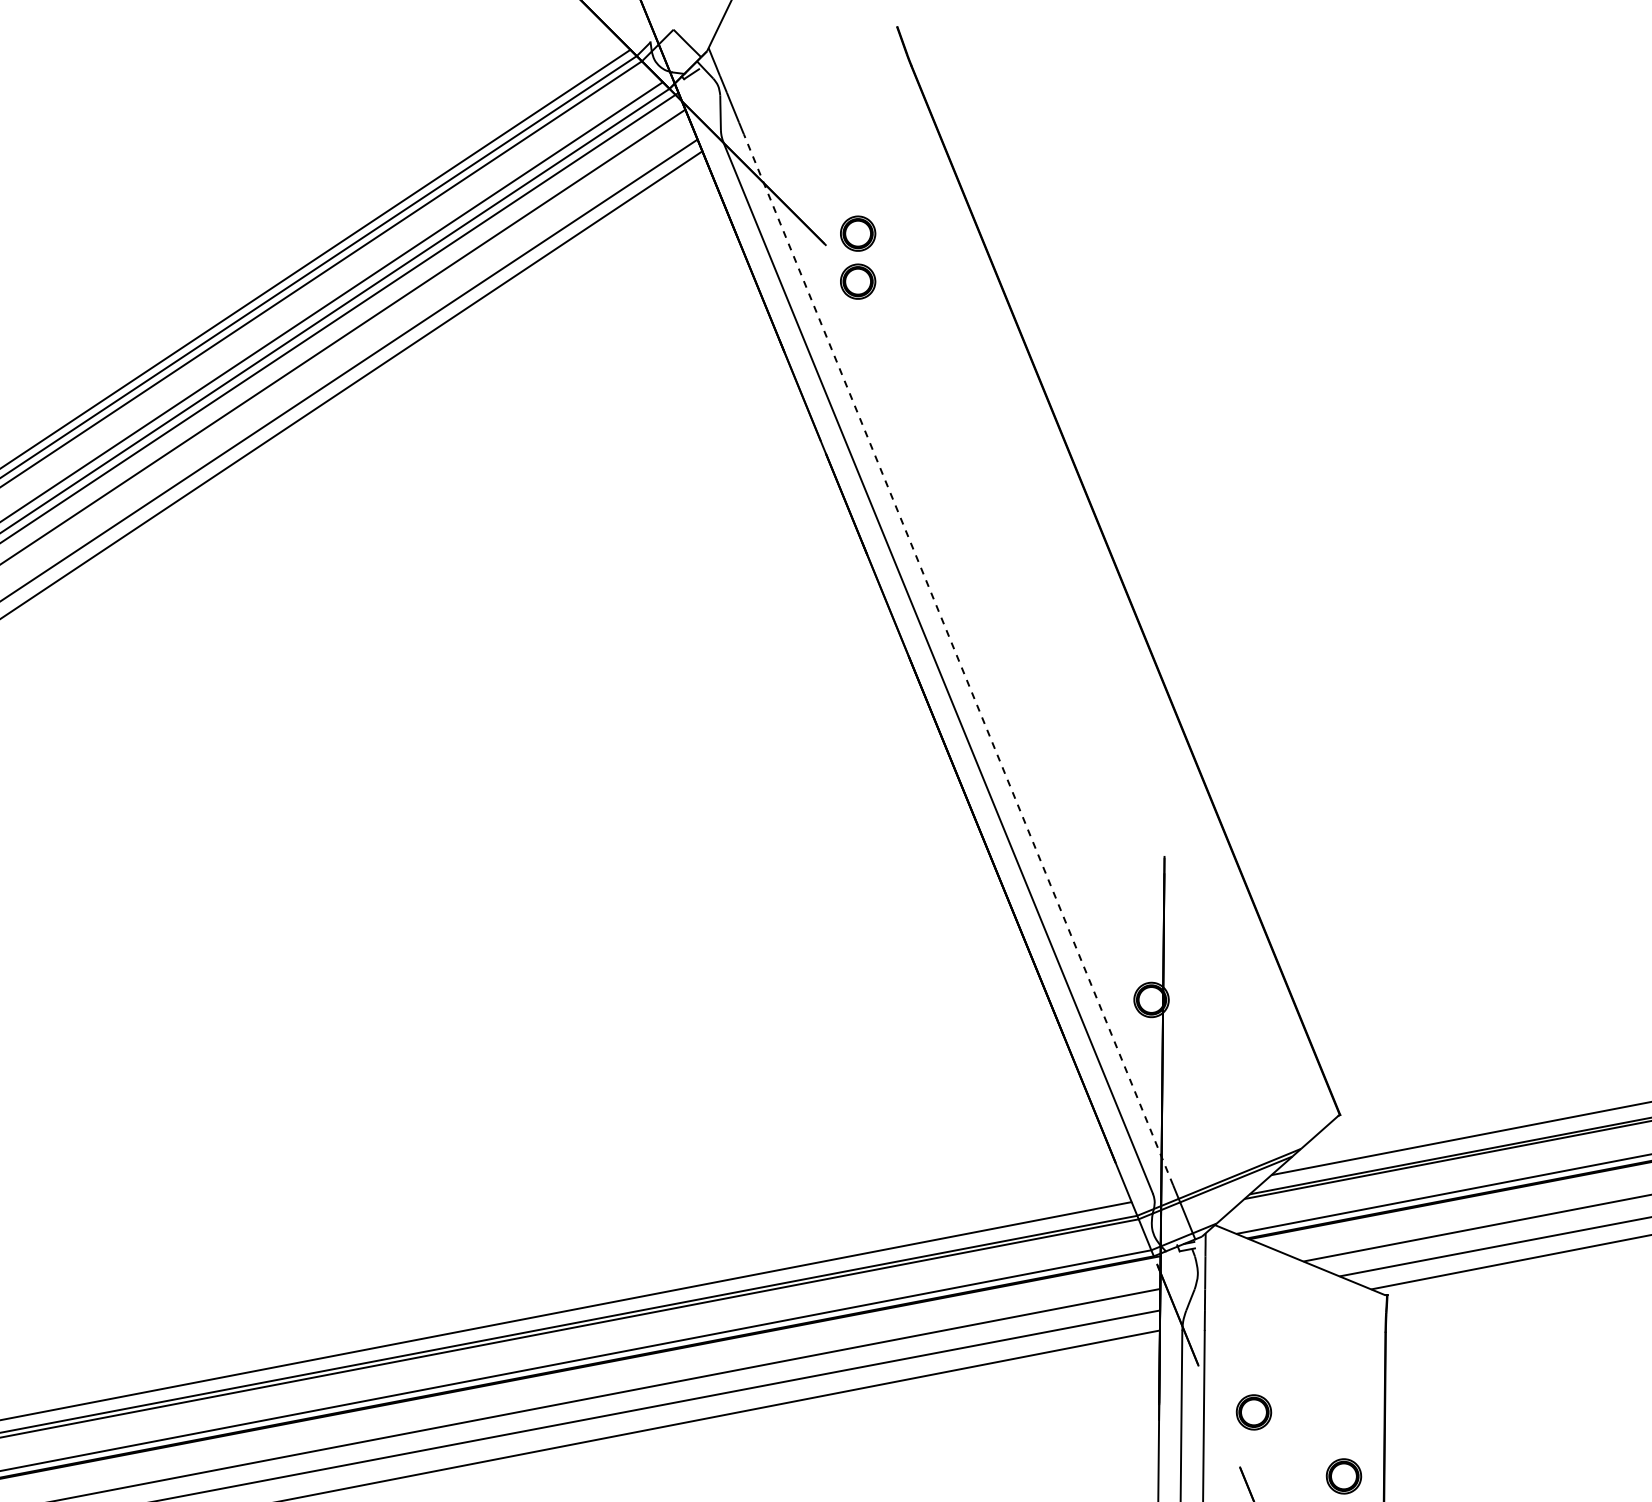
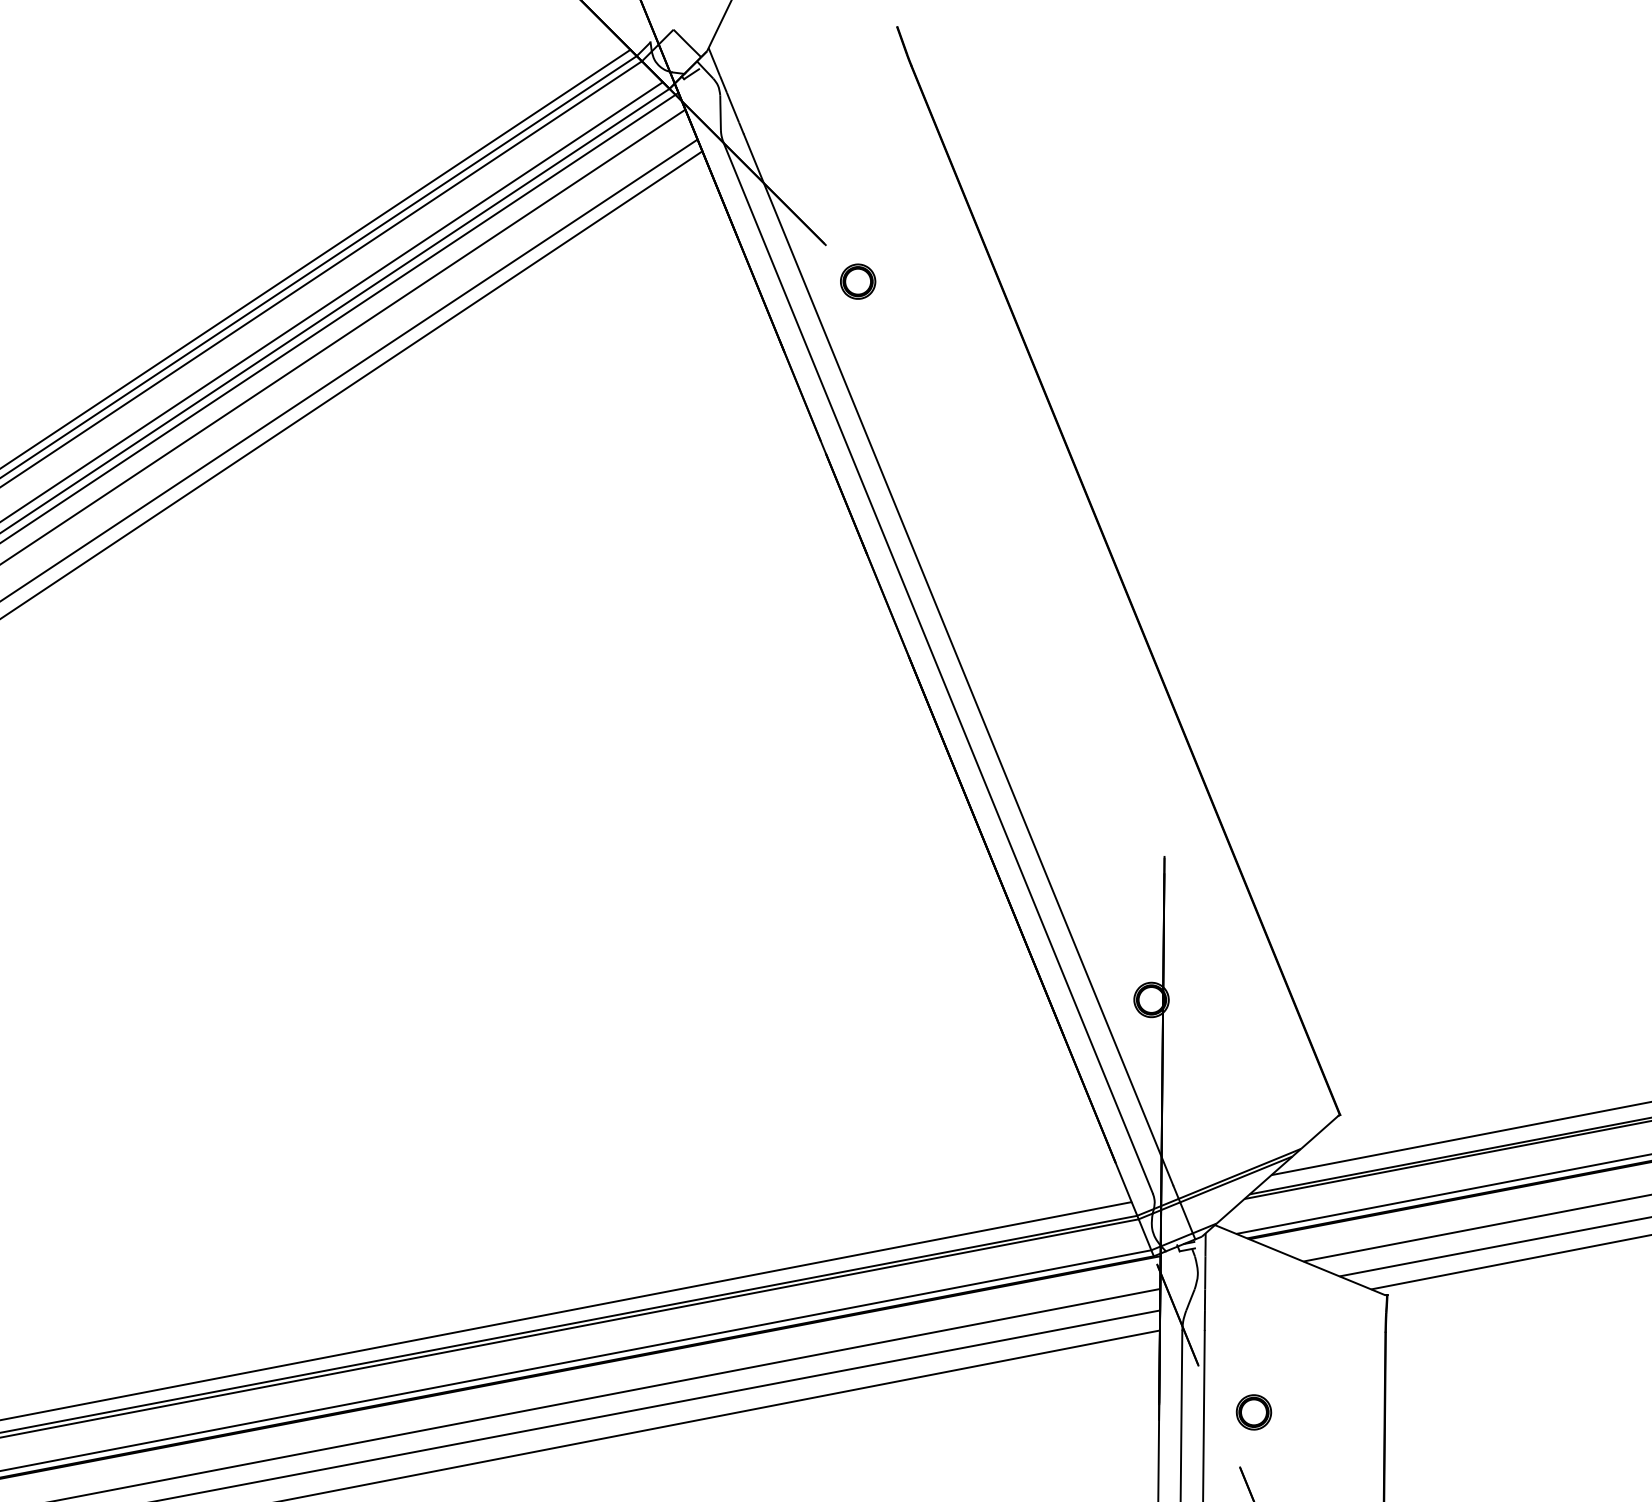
part: present -> none (858, 233)
line: dashed -> solid (958, 659)
part: present -> none (1343, 1476)
